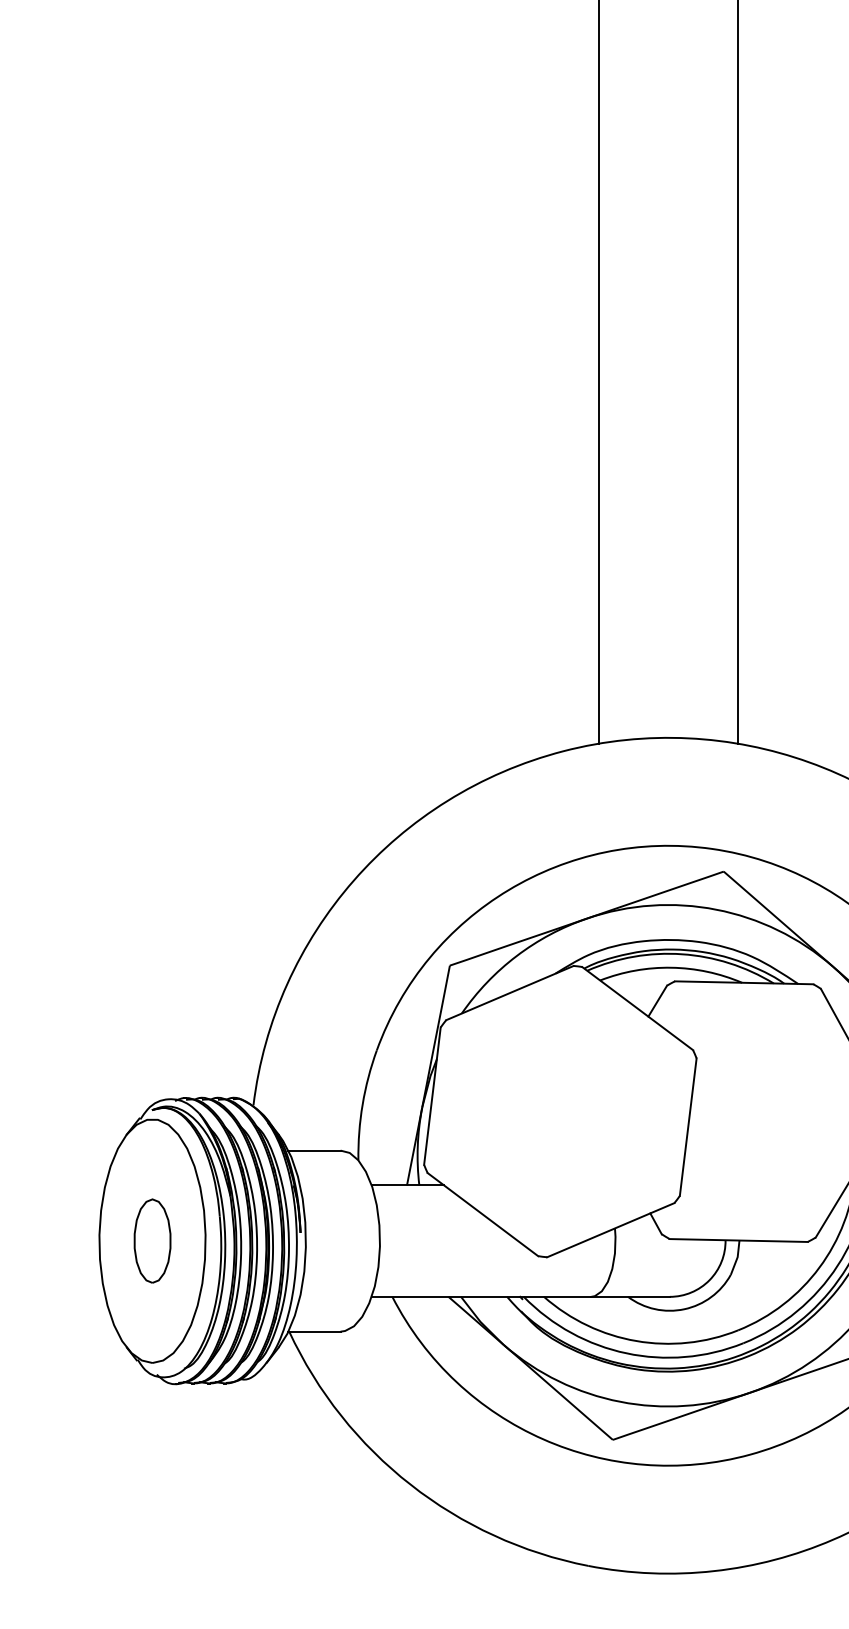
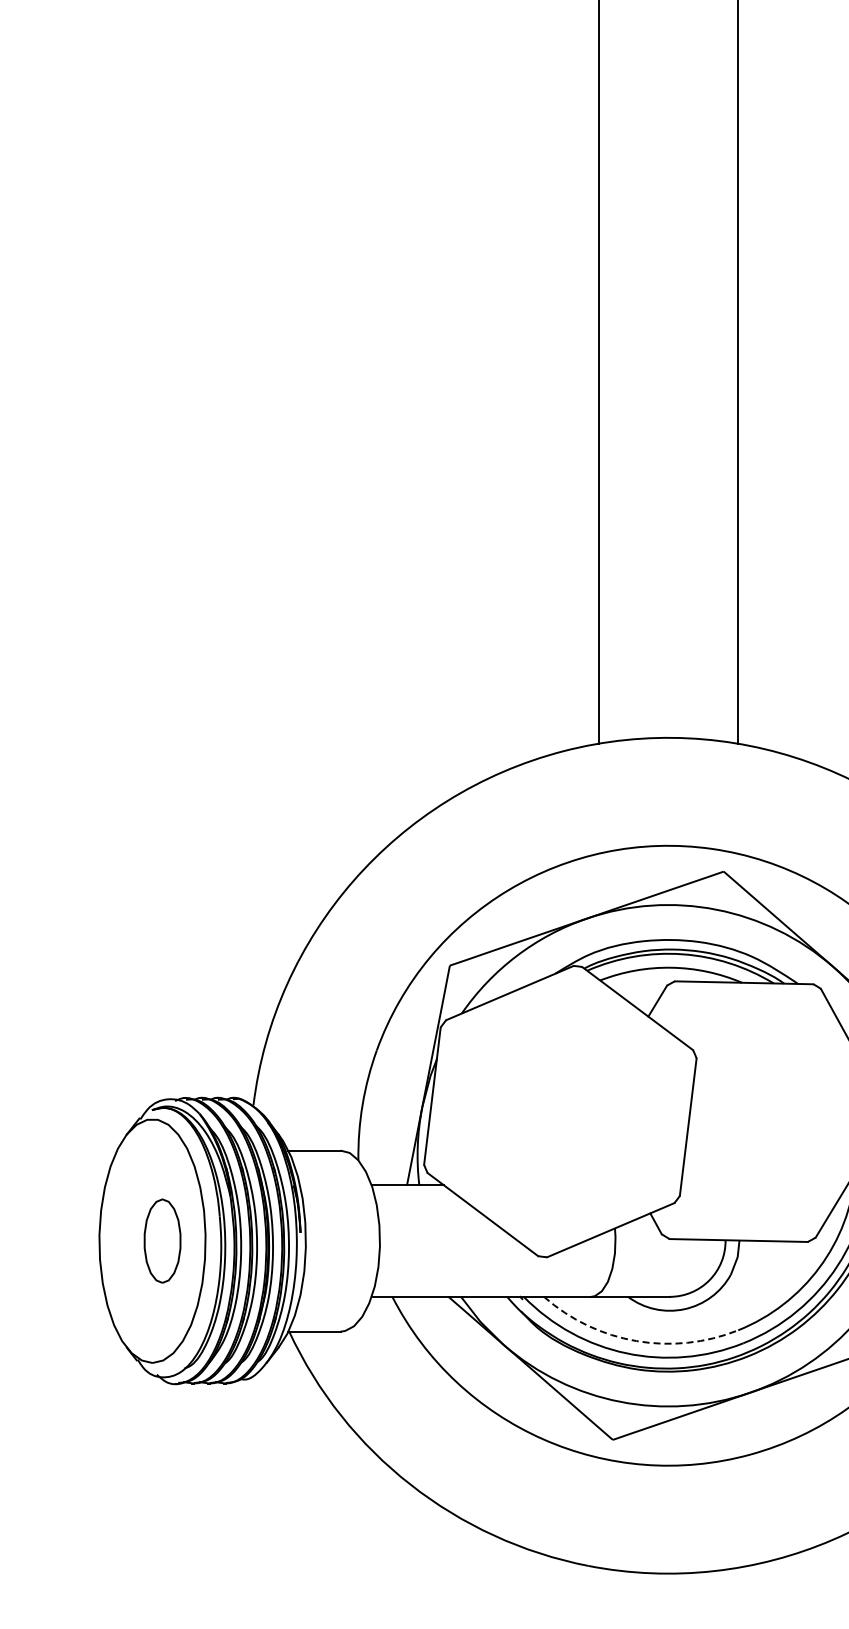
part position: (152, 1240) -> (162, 1240) (162, 1240)
arc: solid -> dashed (636, 1341)
